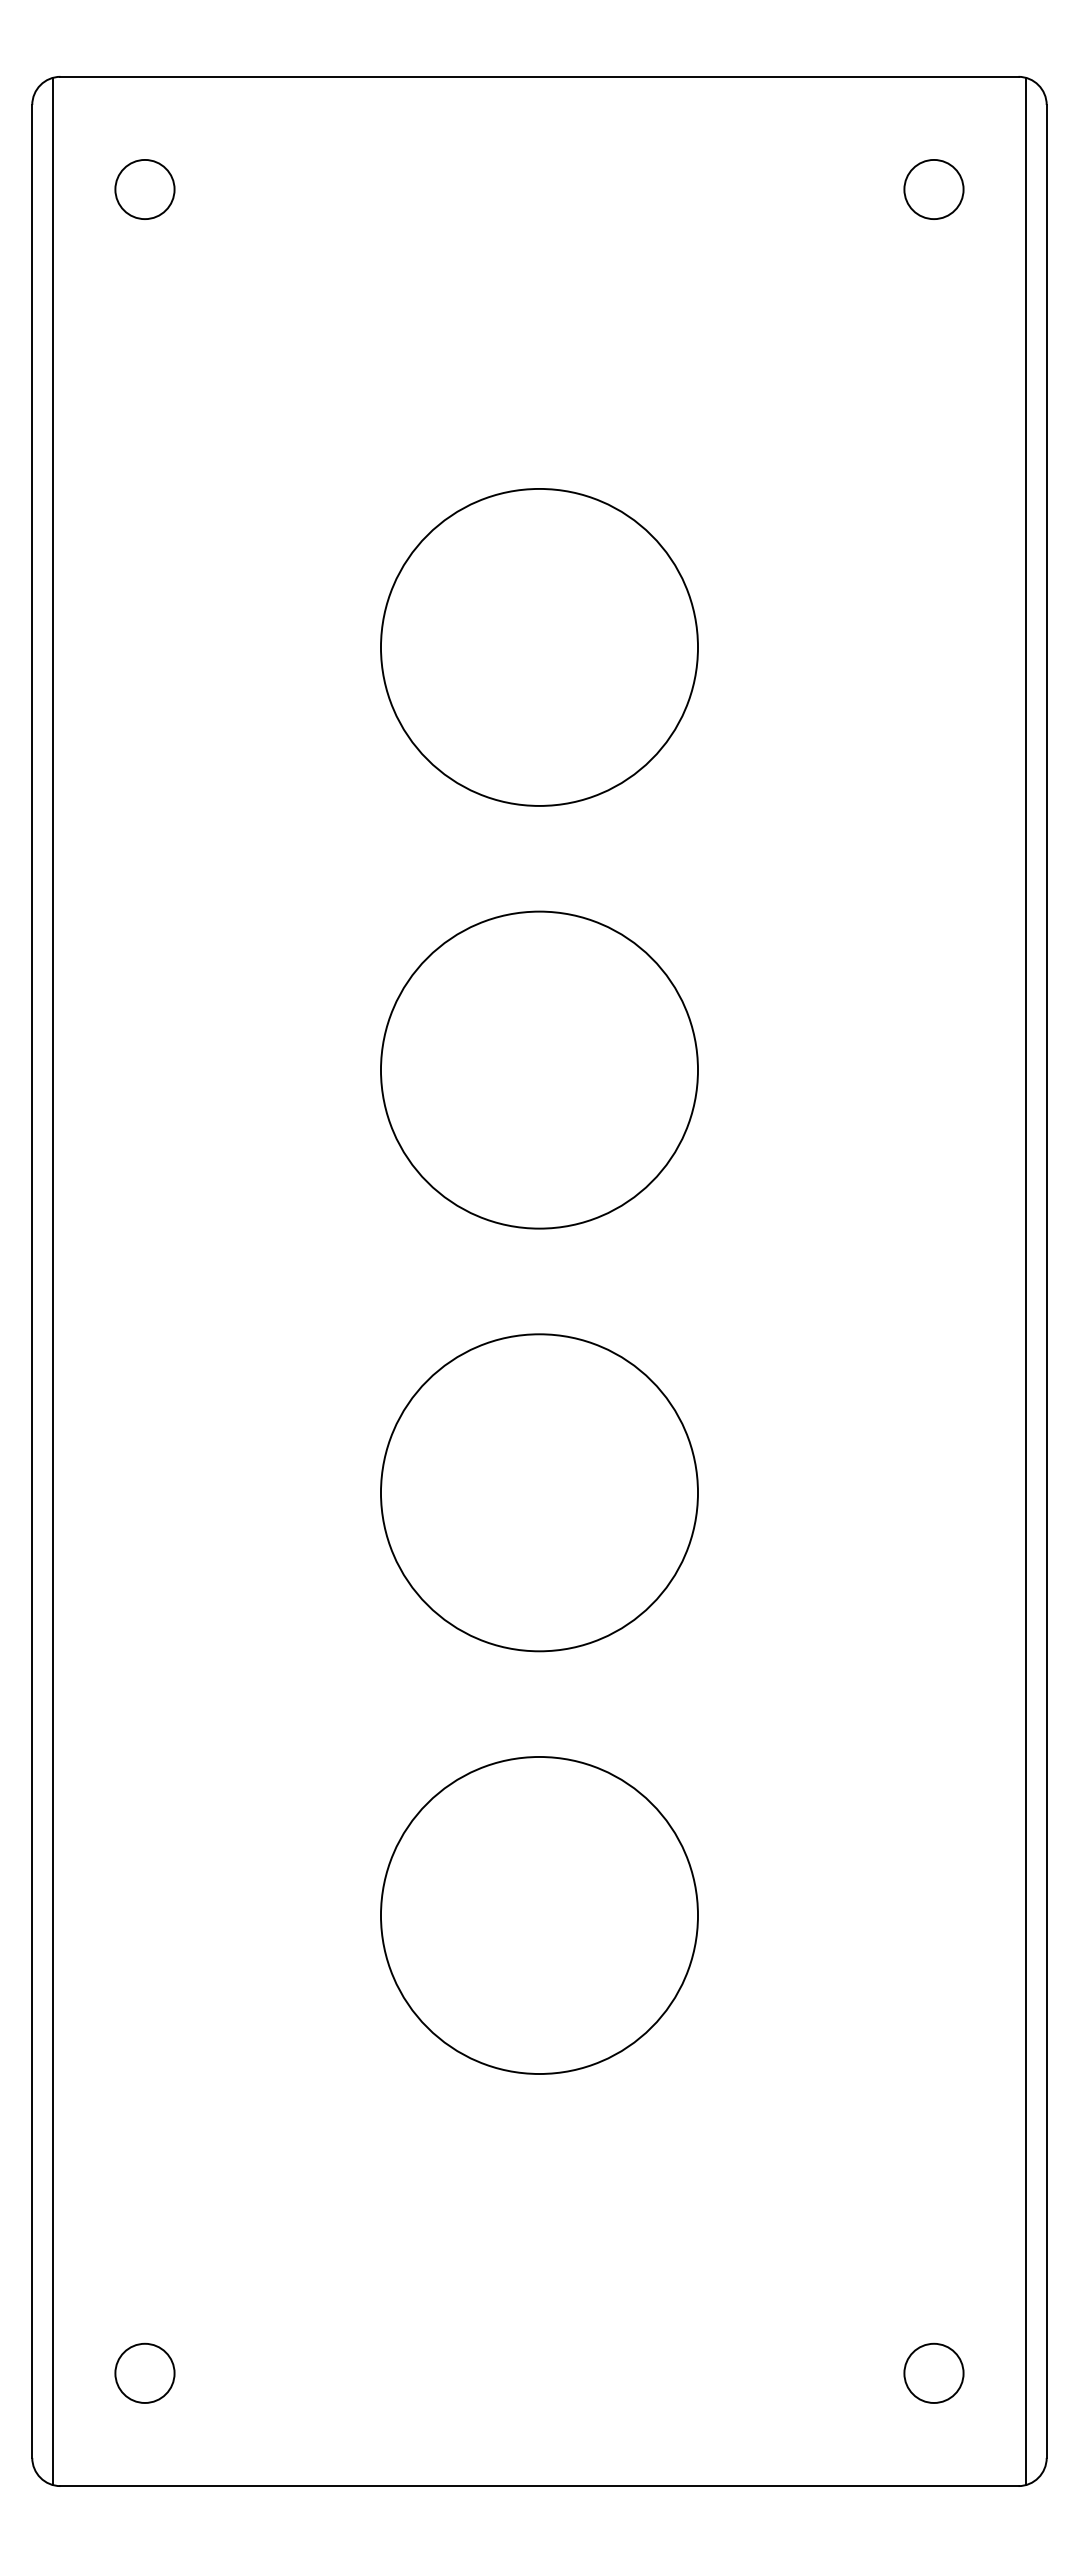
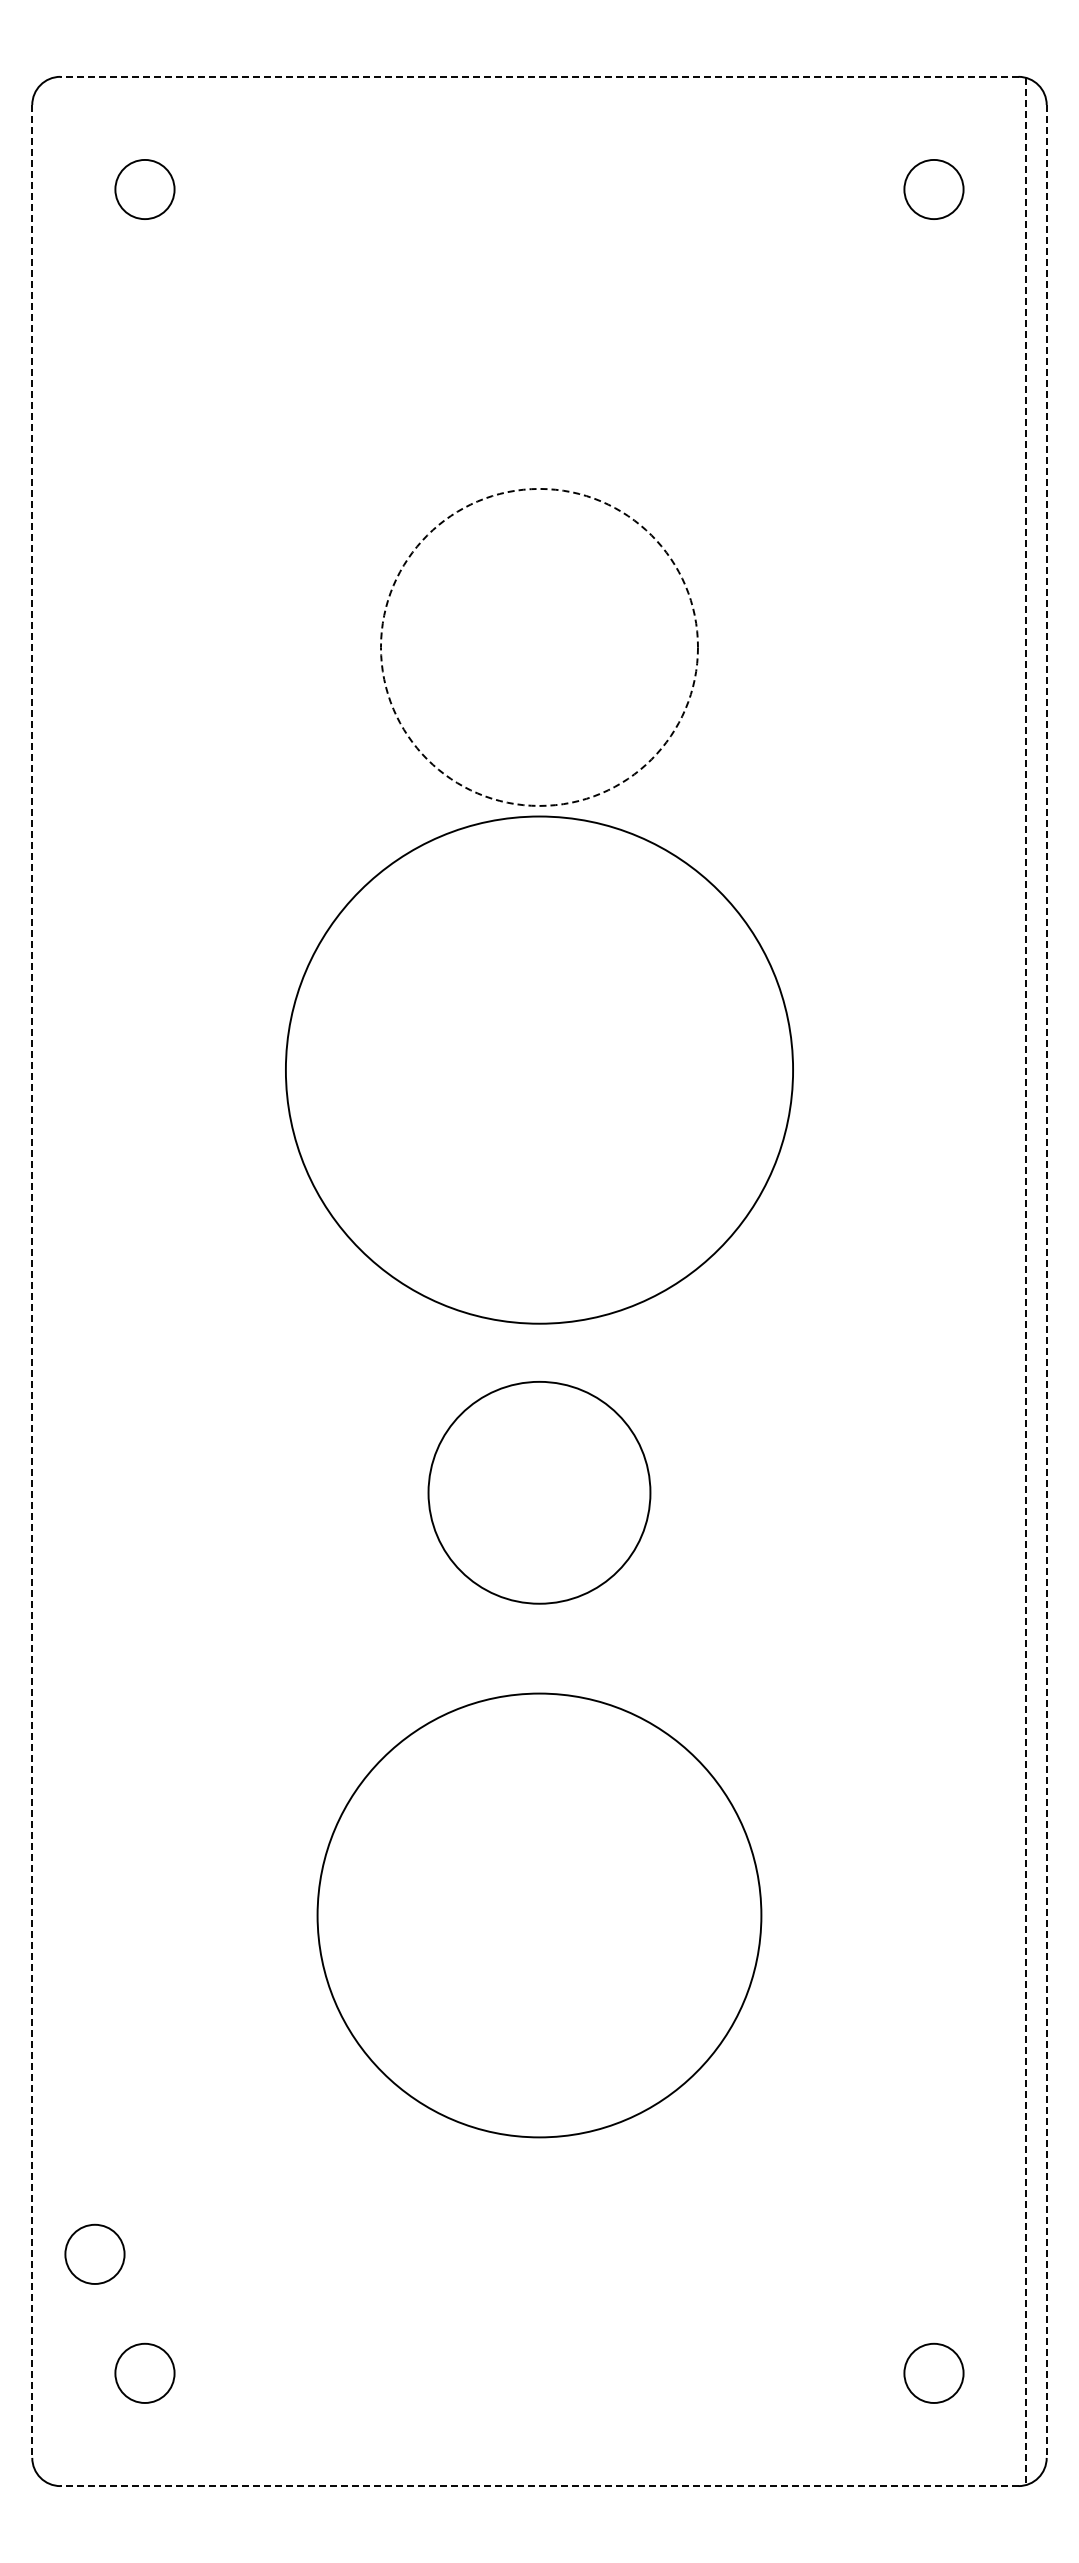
line: solid -> dashed (538, 76)
circle: solid -> dashed (539, 646)
circle diameter: 317 px -> 507 px (539, 1069)
line: solid -> dashed (32, 1281)
line: present -> none (53, 1281)
line: solid -> dashed (1025, 1281)
line: solid -> dashed (1046, 1281)
circle diameter: 317 px -> 222 px (539, 1492)
circle diameter: 317 px -> 444 px (539, 1915)
circle: none -> present (94, 2253)
line: solid -> dashed (538, 2486)
